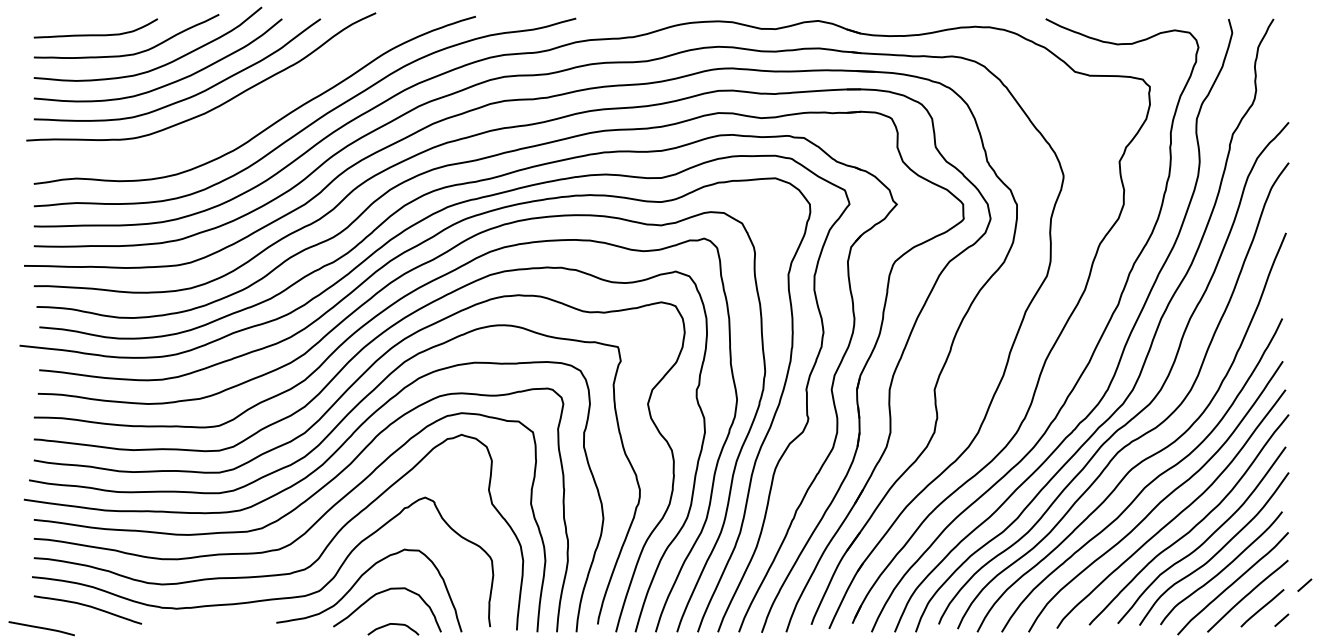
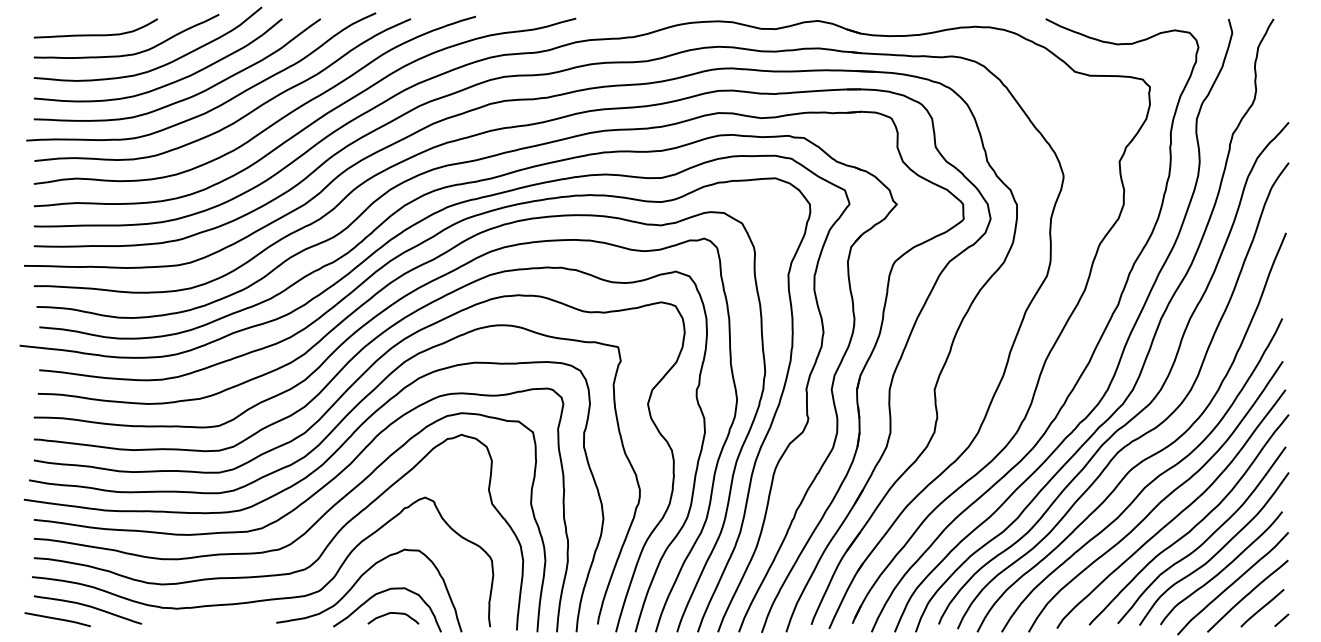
curve: none -> present (240, 117)
line: present -> none (1304, 584)
curve position: (393, 624) -> (393, 613) (393, 613)
curve position: (41, 628) -> (57, 619) (57, 619)
